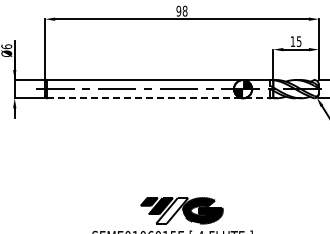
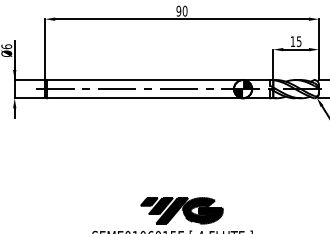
text: 98 -> 90 (184, 11)
line: dashed -> solid (158, 98)
fill: none -> present (172, 210)
